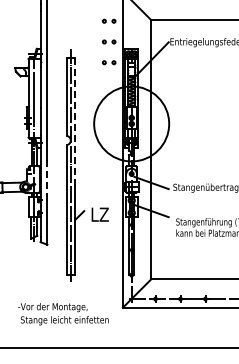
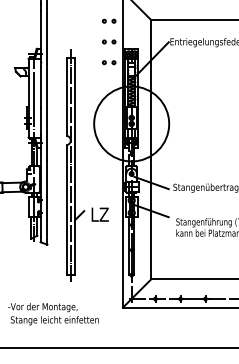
line: dashed -> solid (75, 122)
line: dashed -> solid (47, 178)
text position: (63, 314) -> (53, 314) (53, 314)
